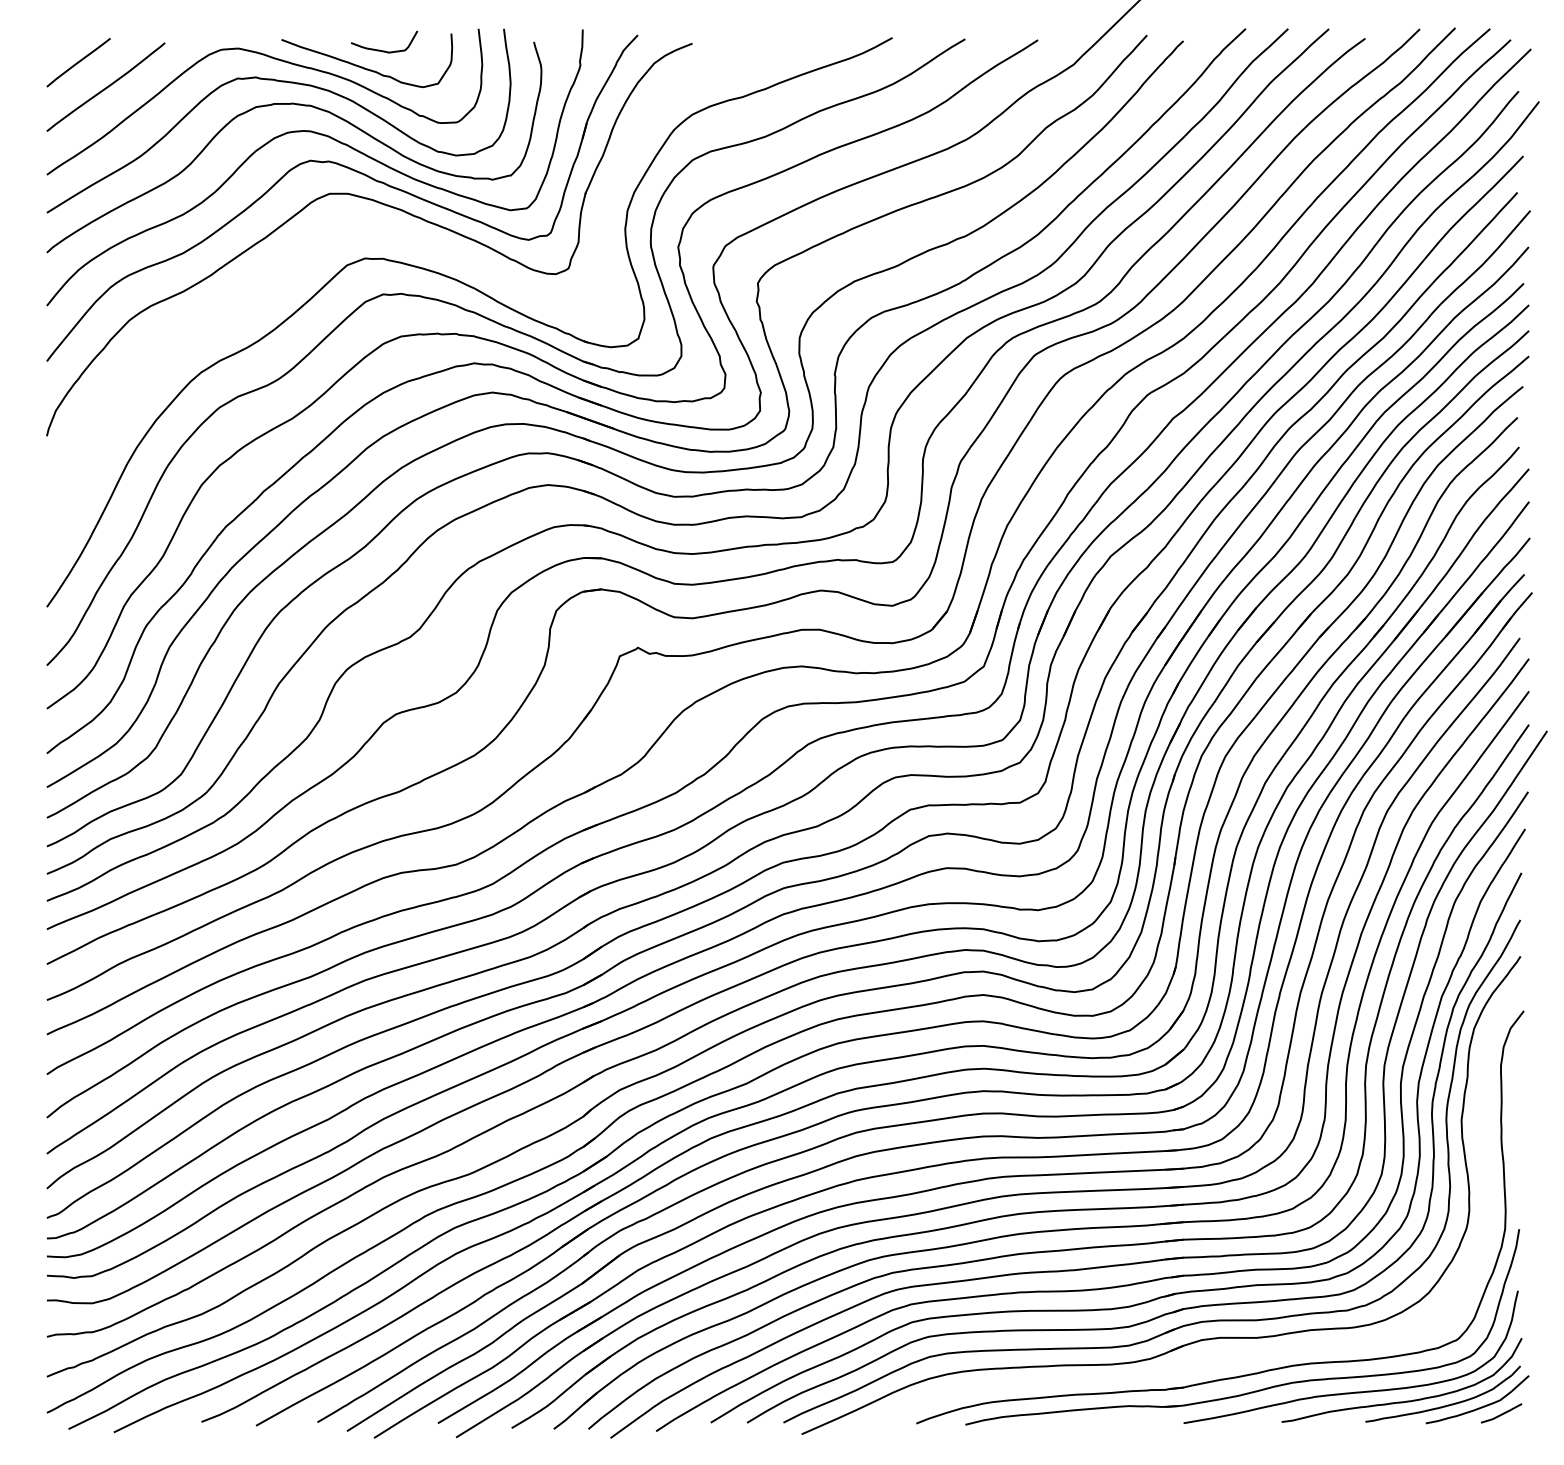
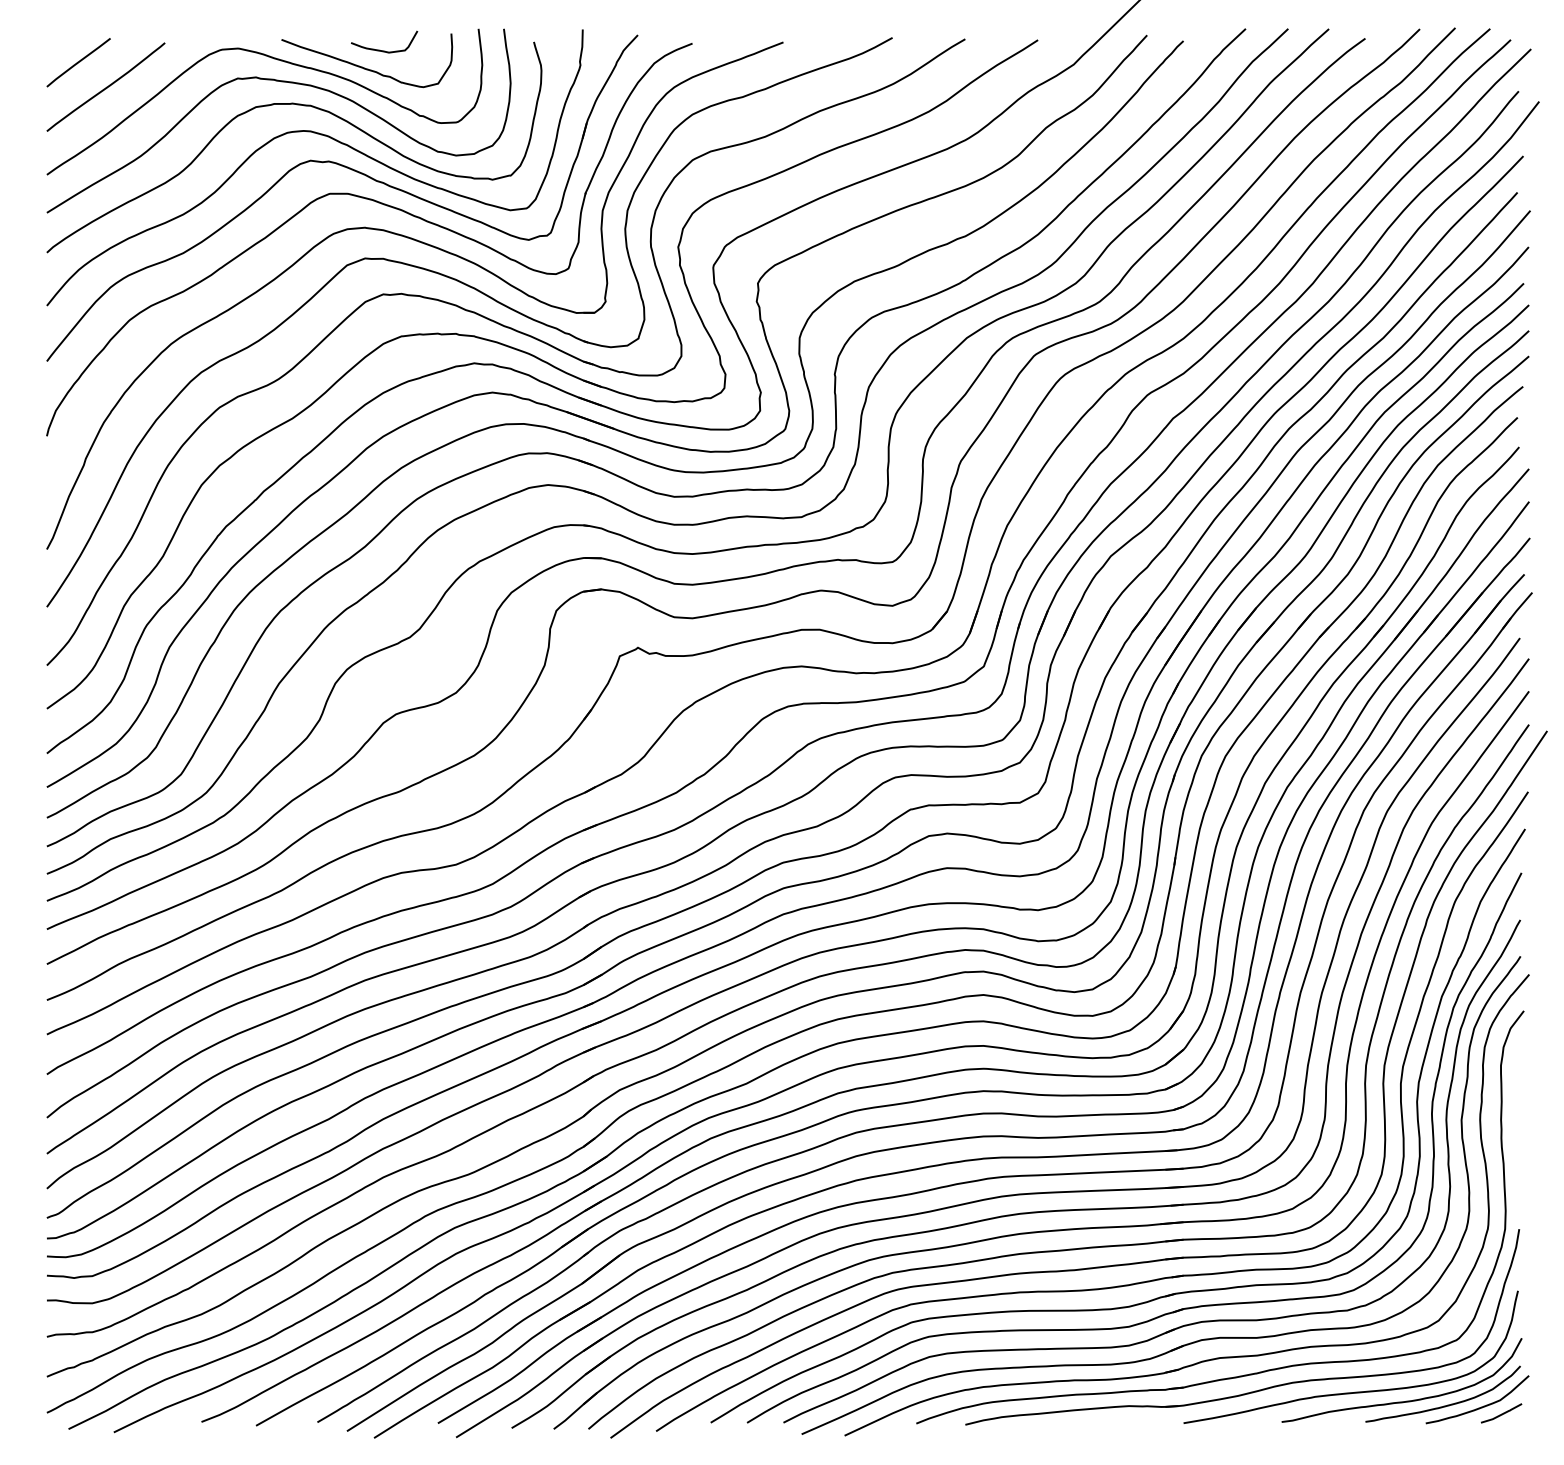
part: none -> present (429, 246)
part: none -> present (1216, 1357)
